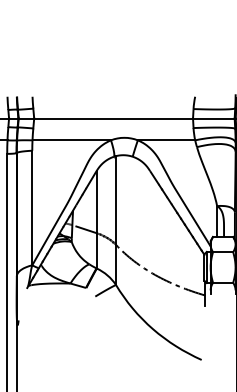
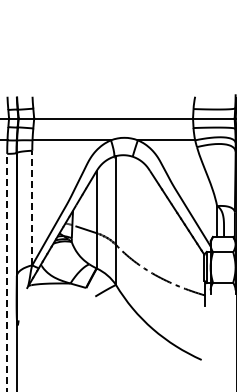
line: solid -> dashed (32, 207)
line: solid -> dashed (7, 272)
